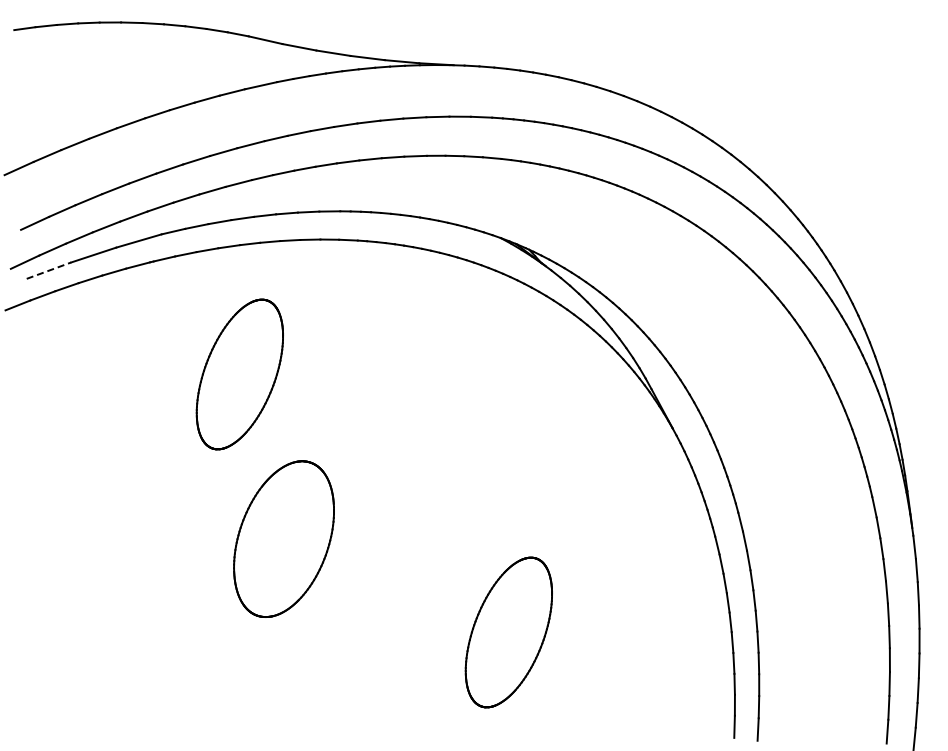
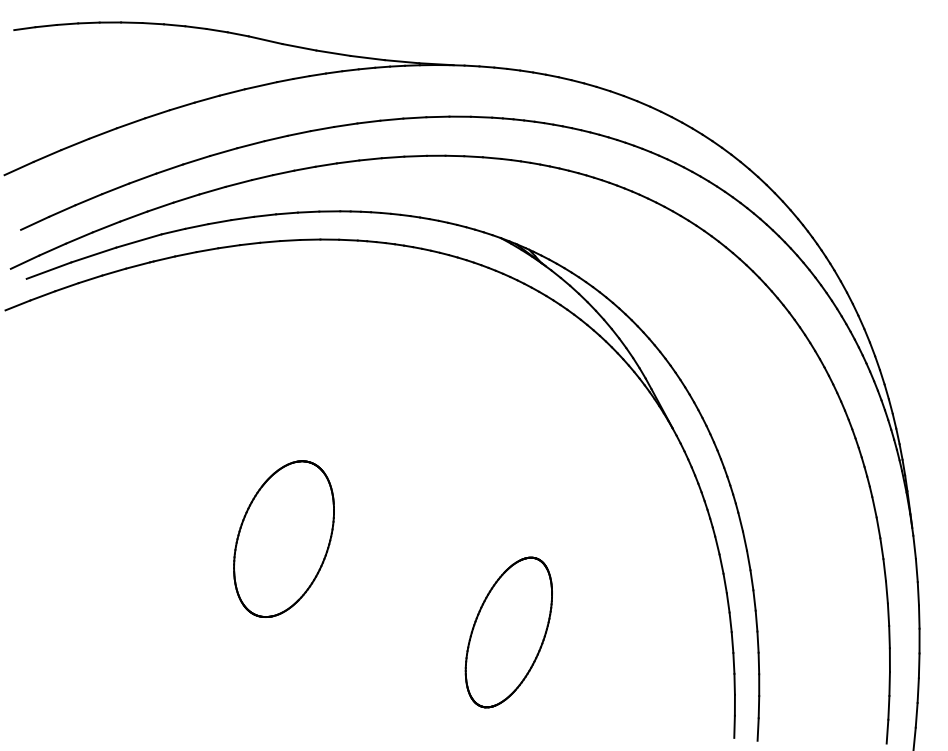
line: dashed -> solid (48, 270)
part: present -> none (239, 374)
